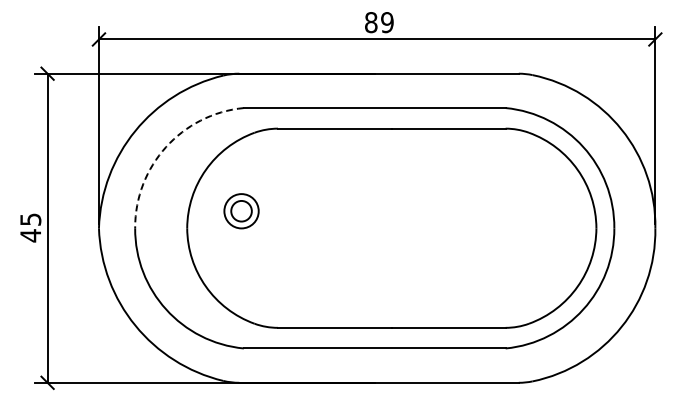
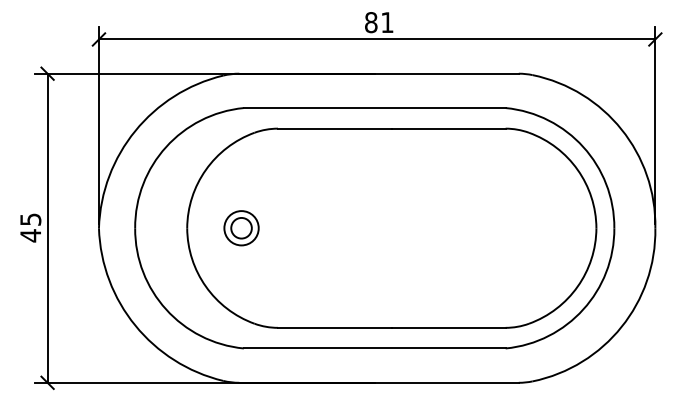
text: 89 -> 81 (387, 22)
arc: dashed -> solid (166, 147)
part position: (241, 211) -> (241, 228) (241, 228)
